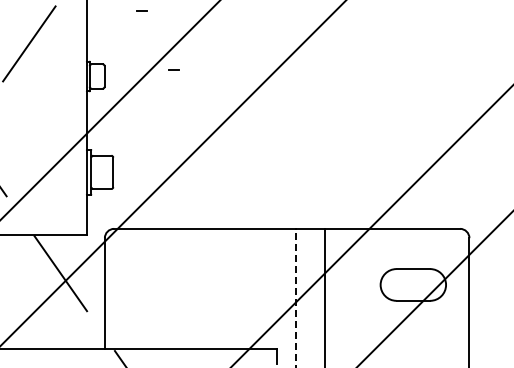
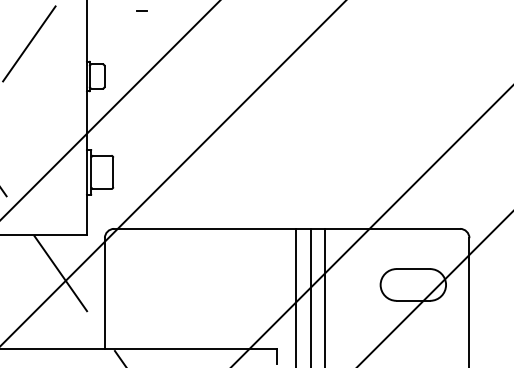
line: present -> none (173, 69)
line: none -> present (310, 296)
line: dashed -> solid (295, 297)
